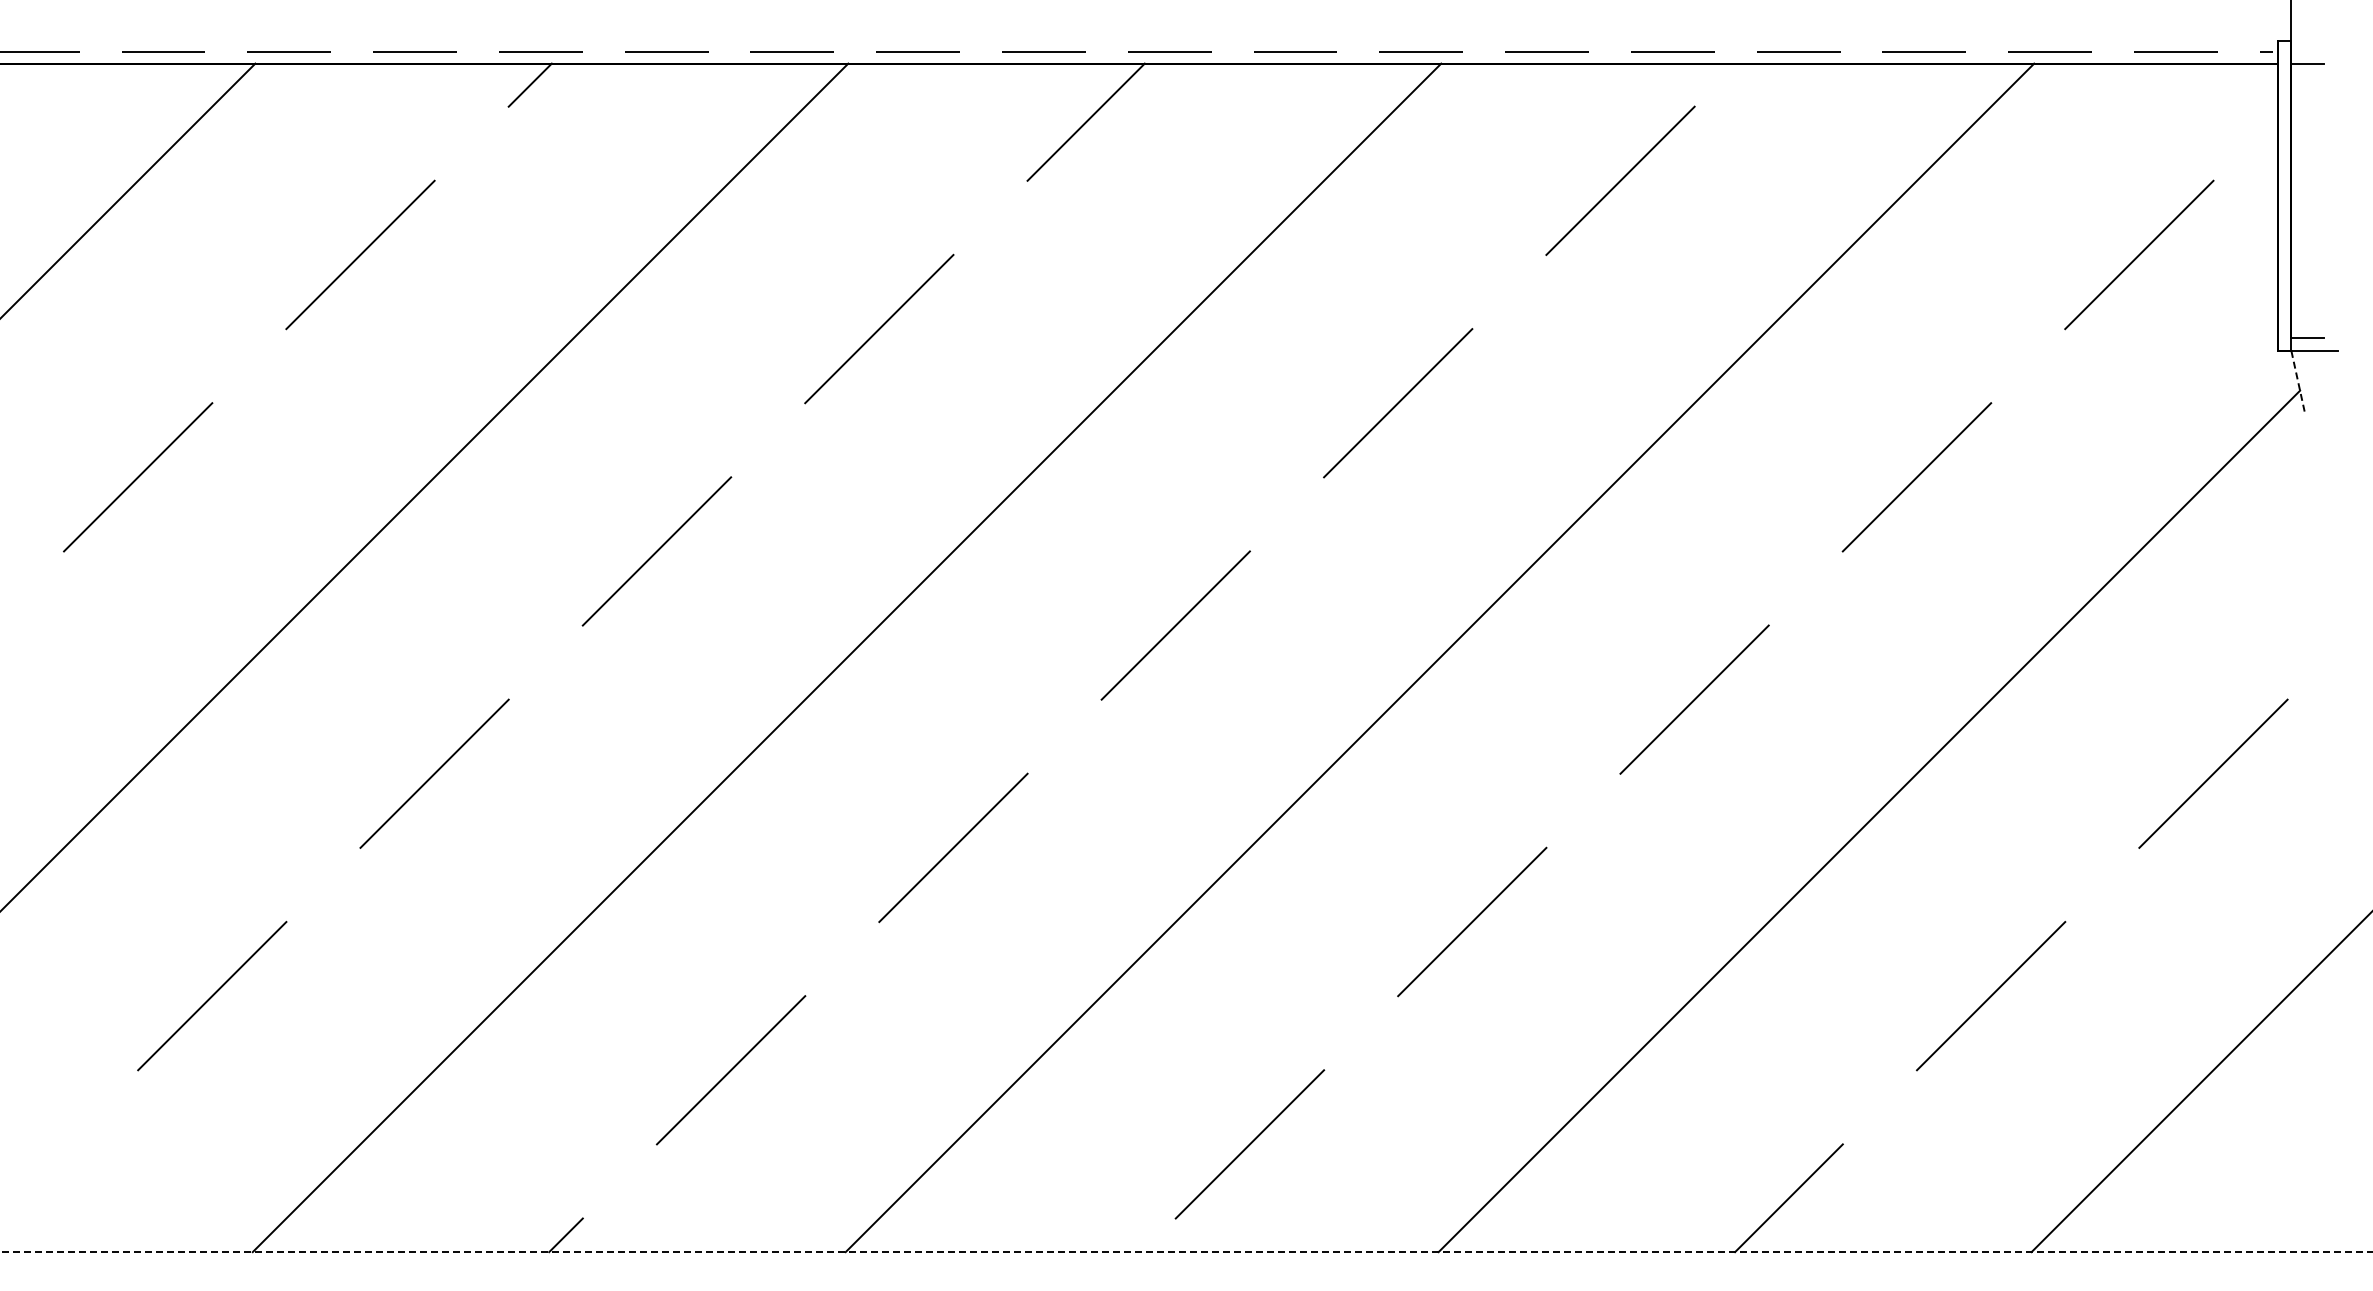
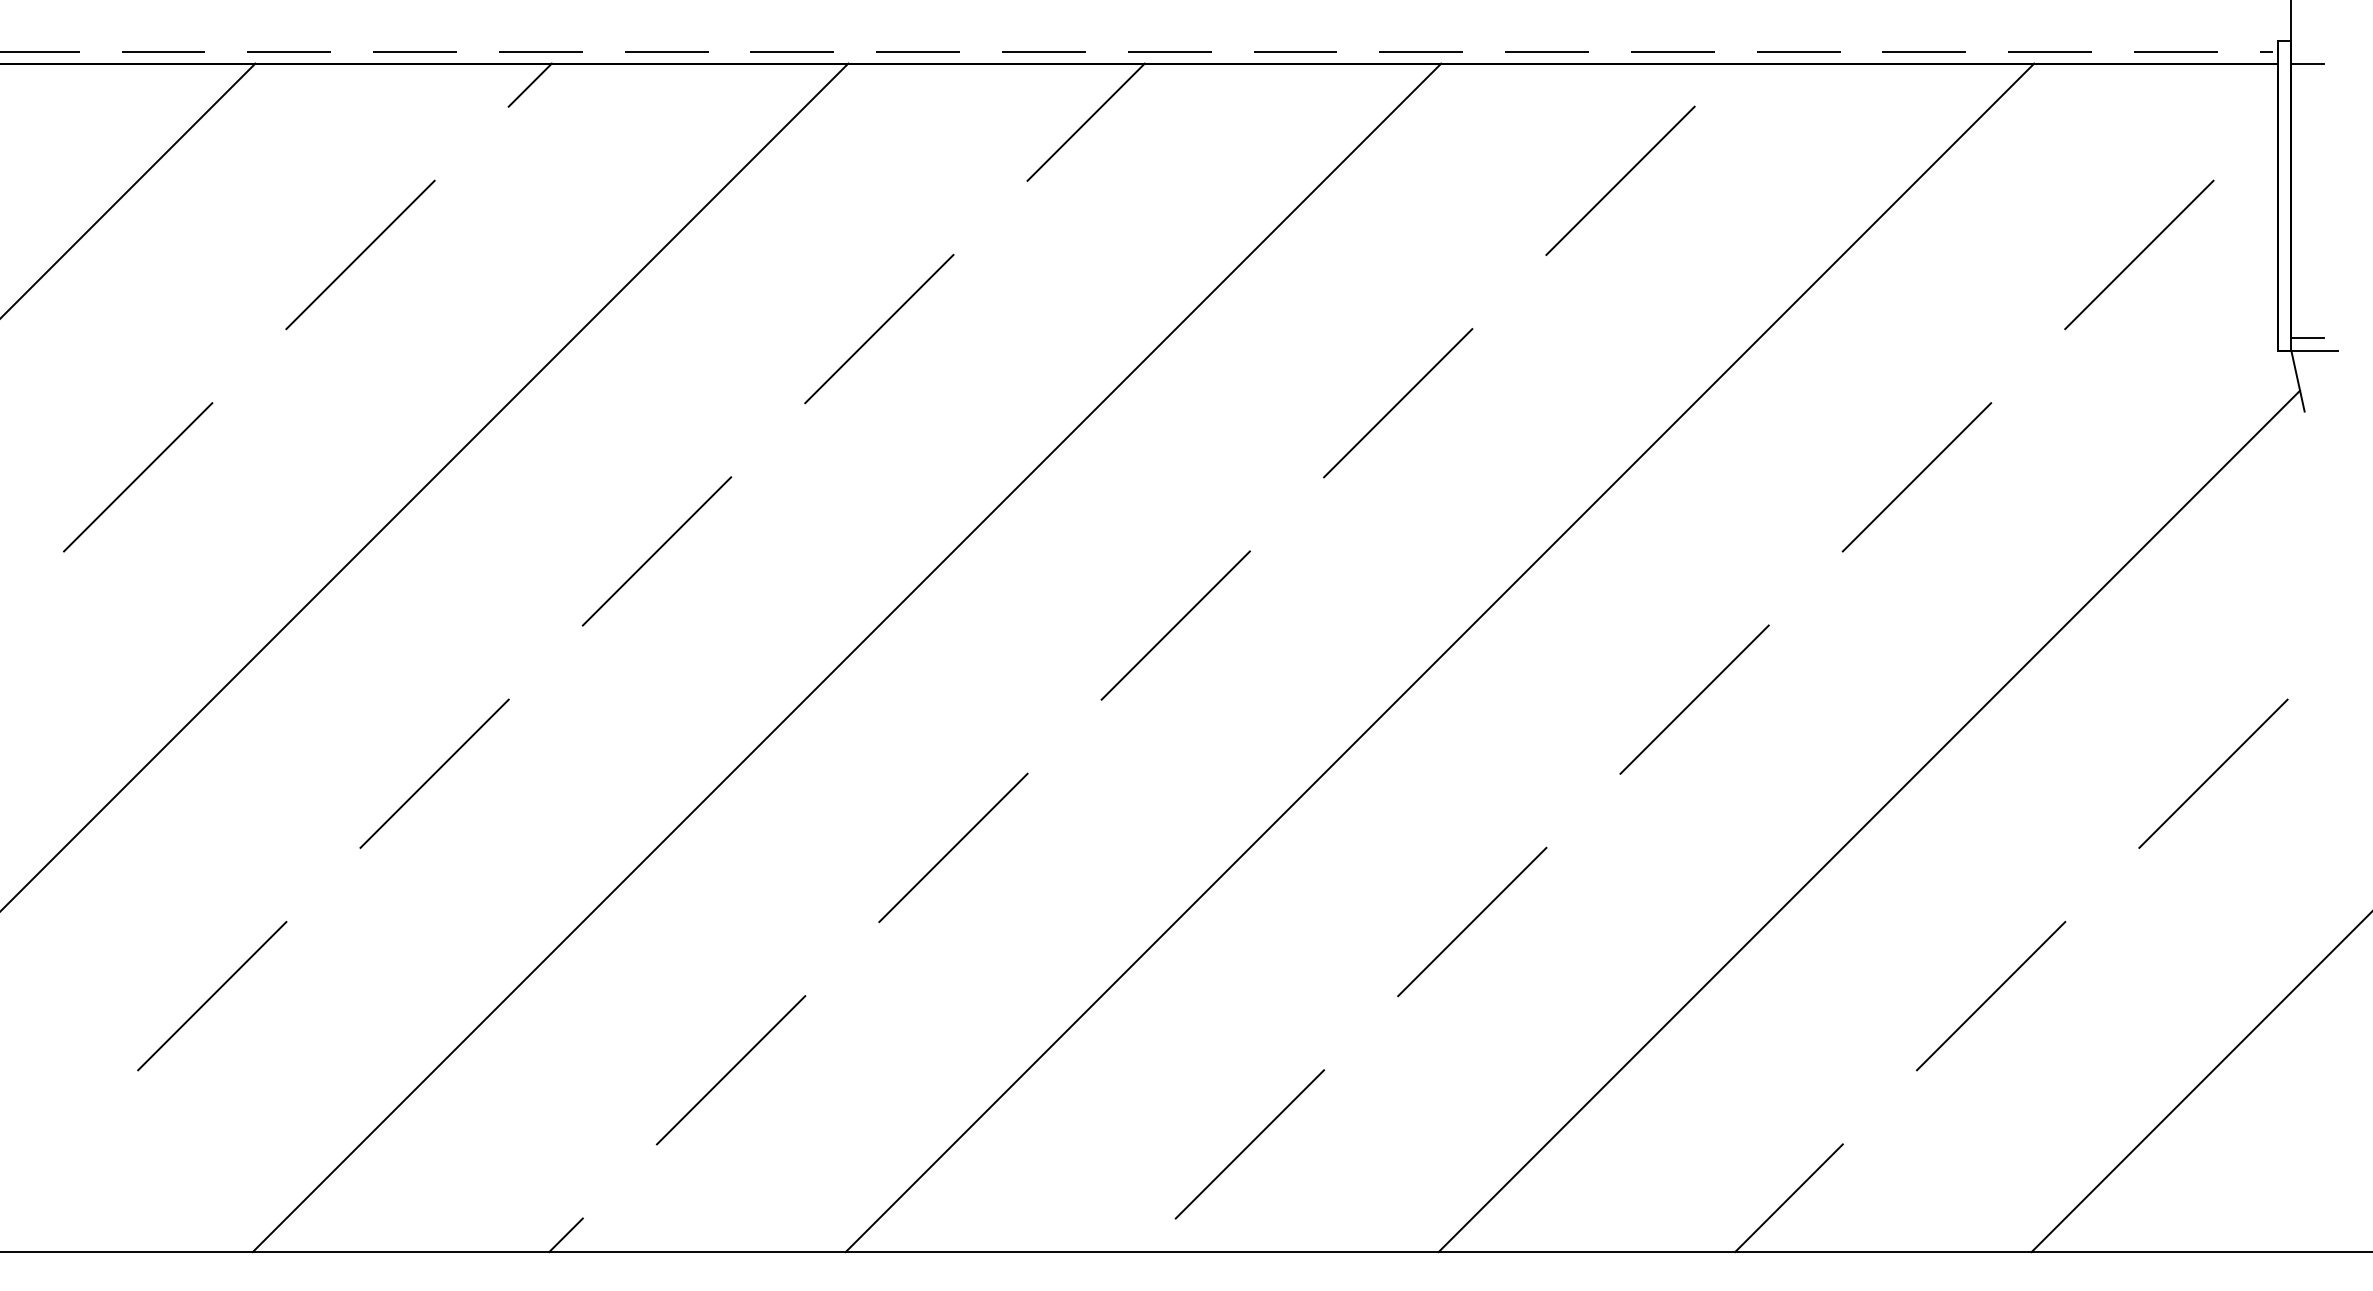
line: dashed -> solid (2298, 381)
line: dashed -> solid (1186, 1252)
